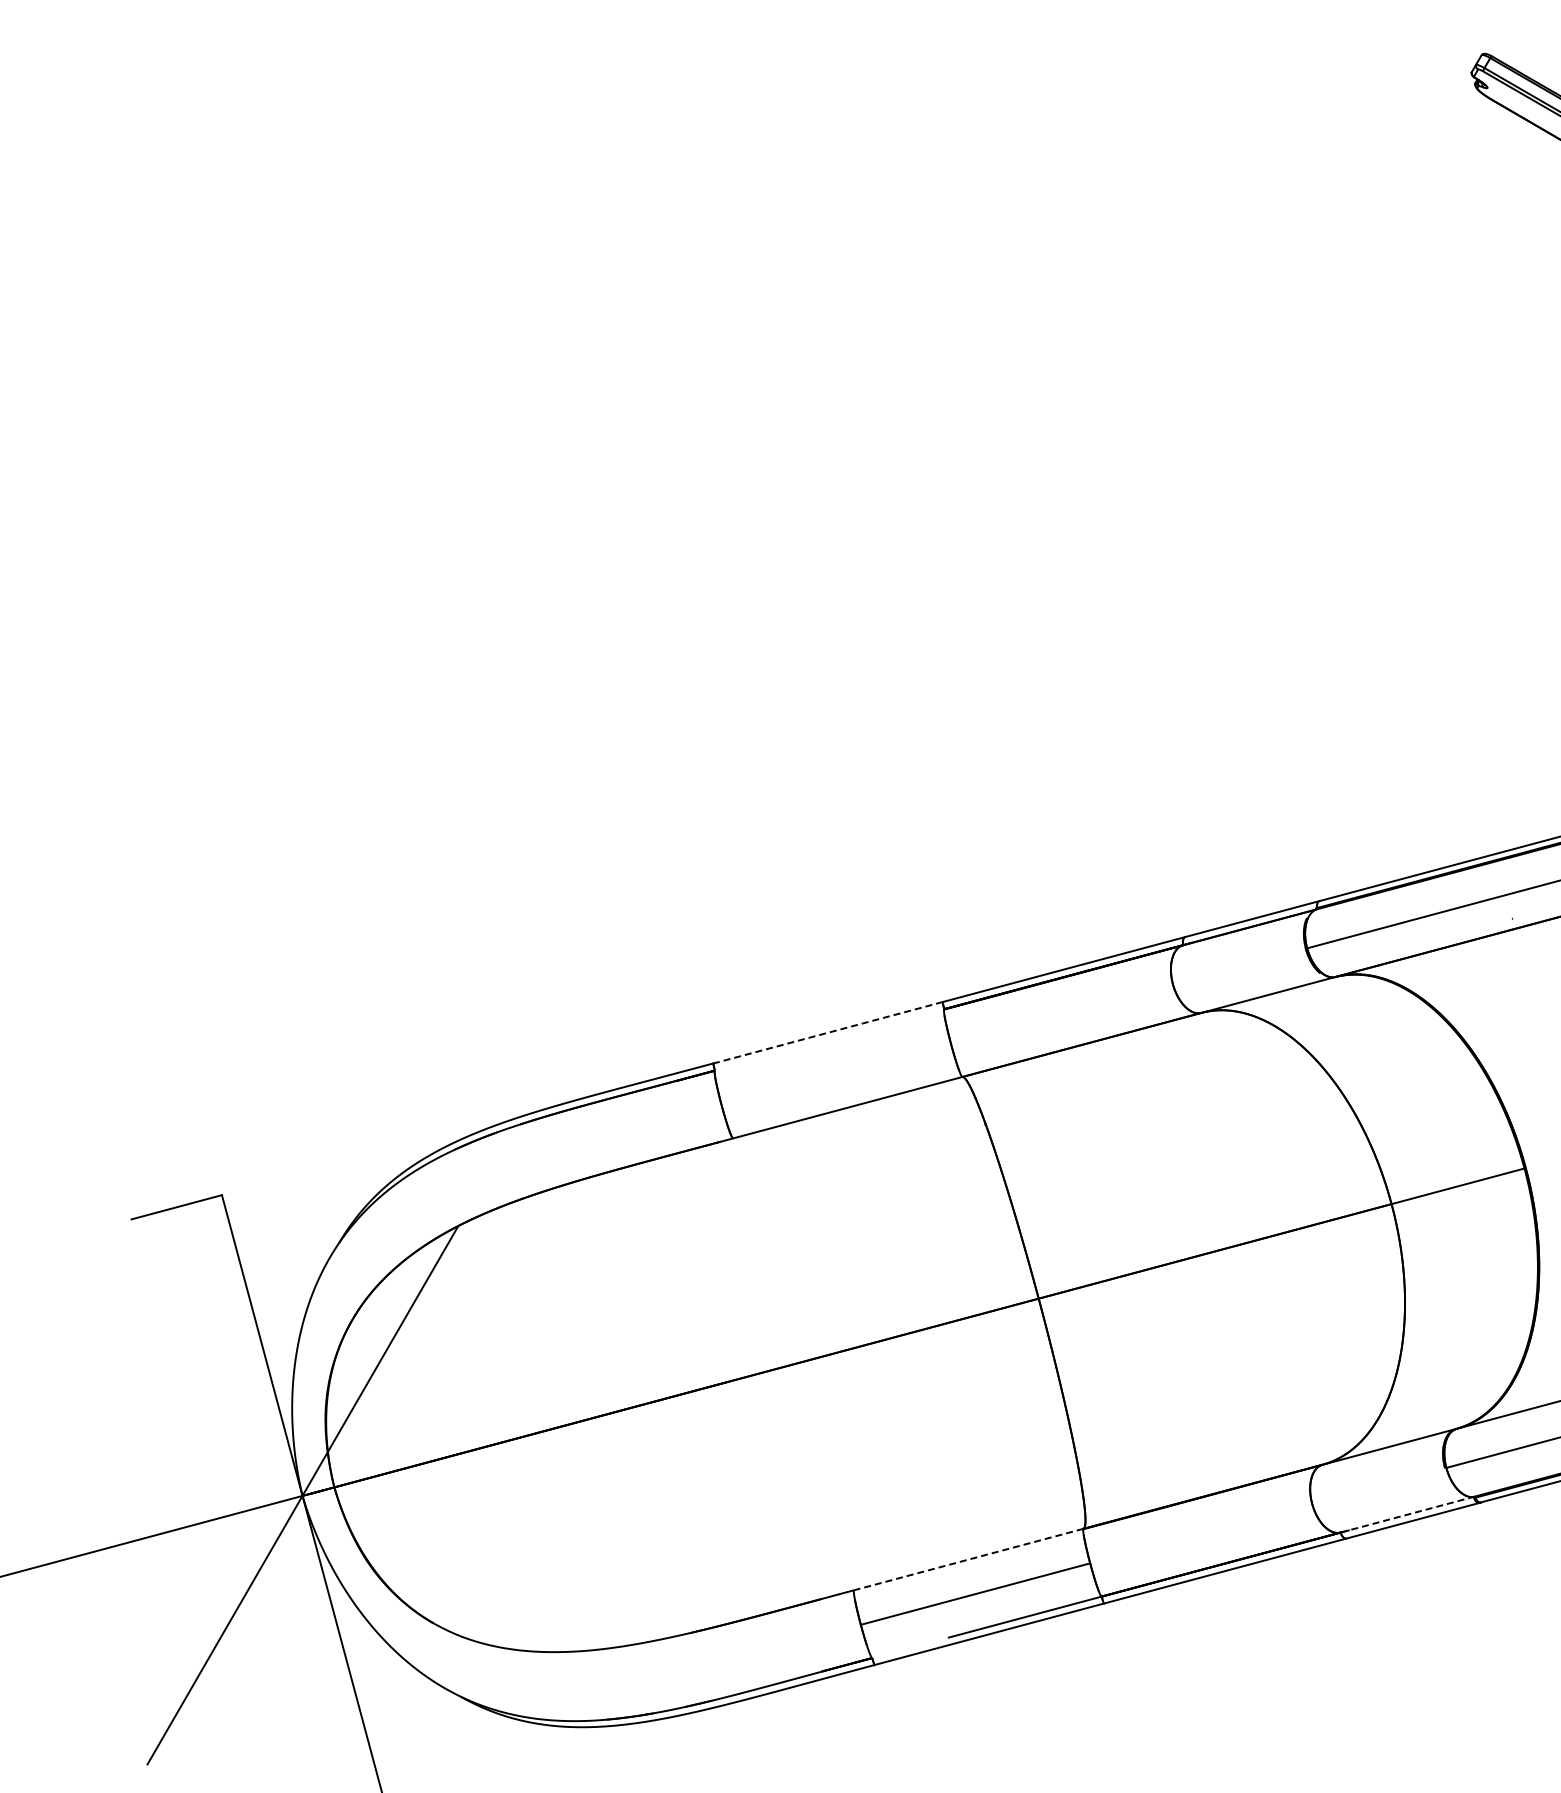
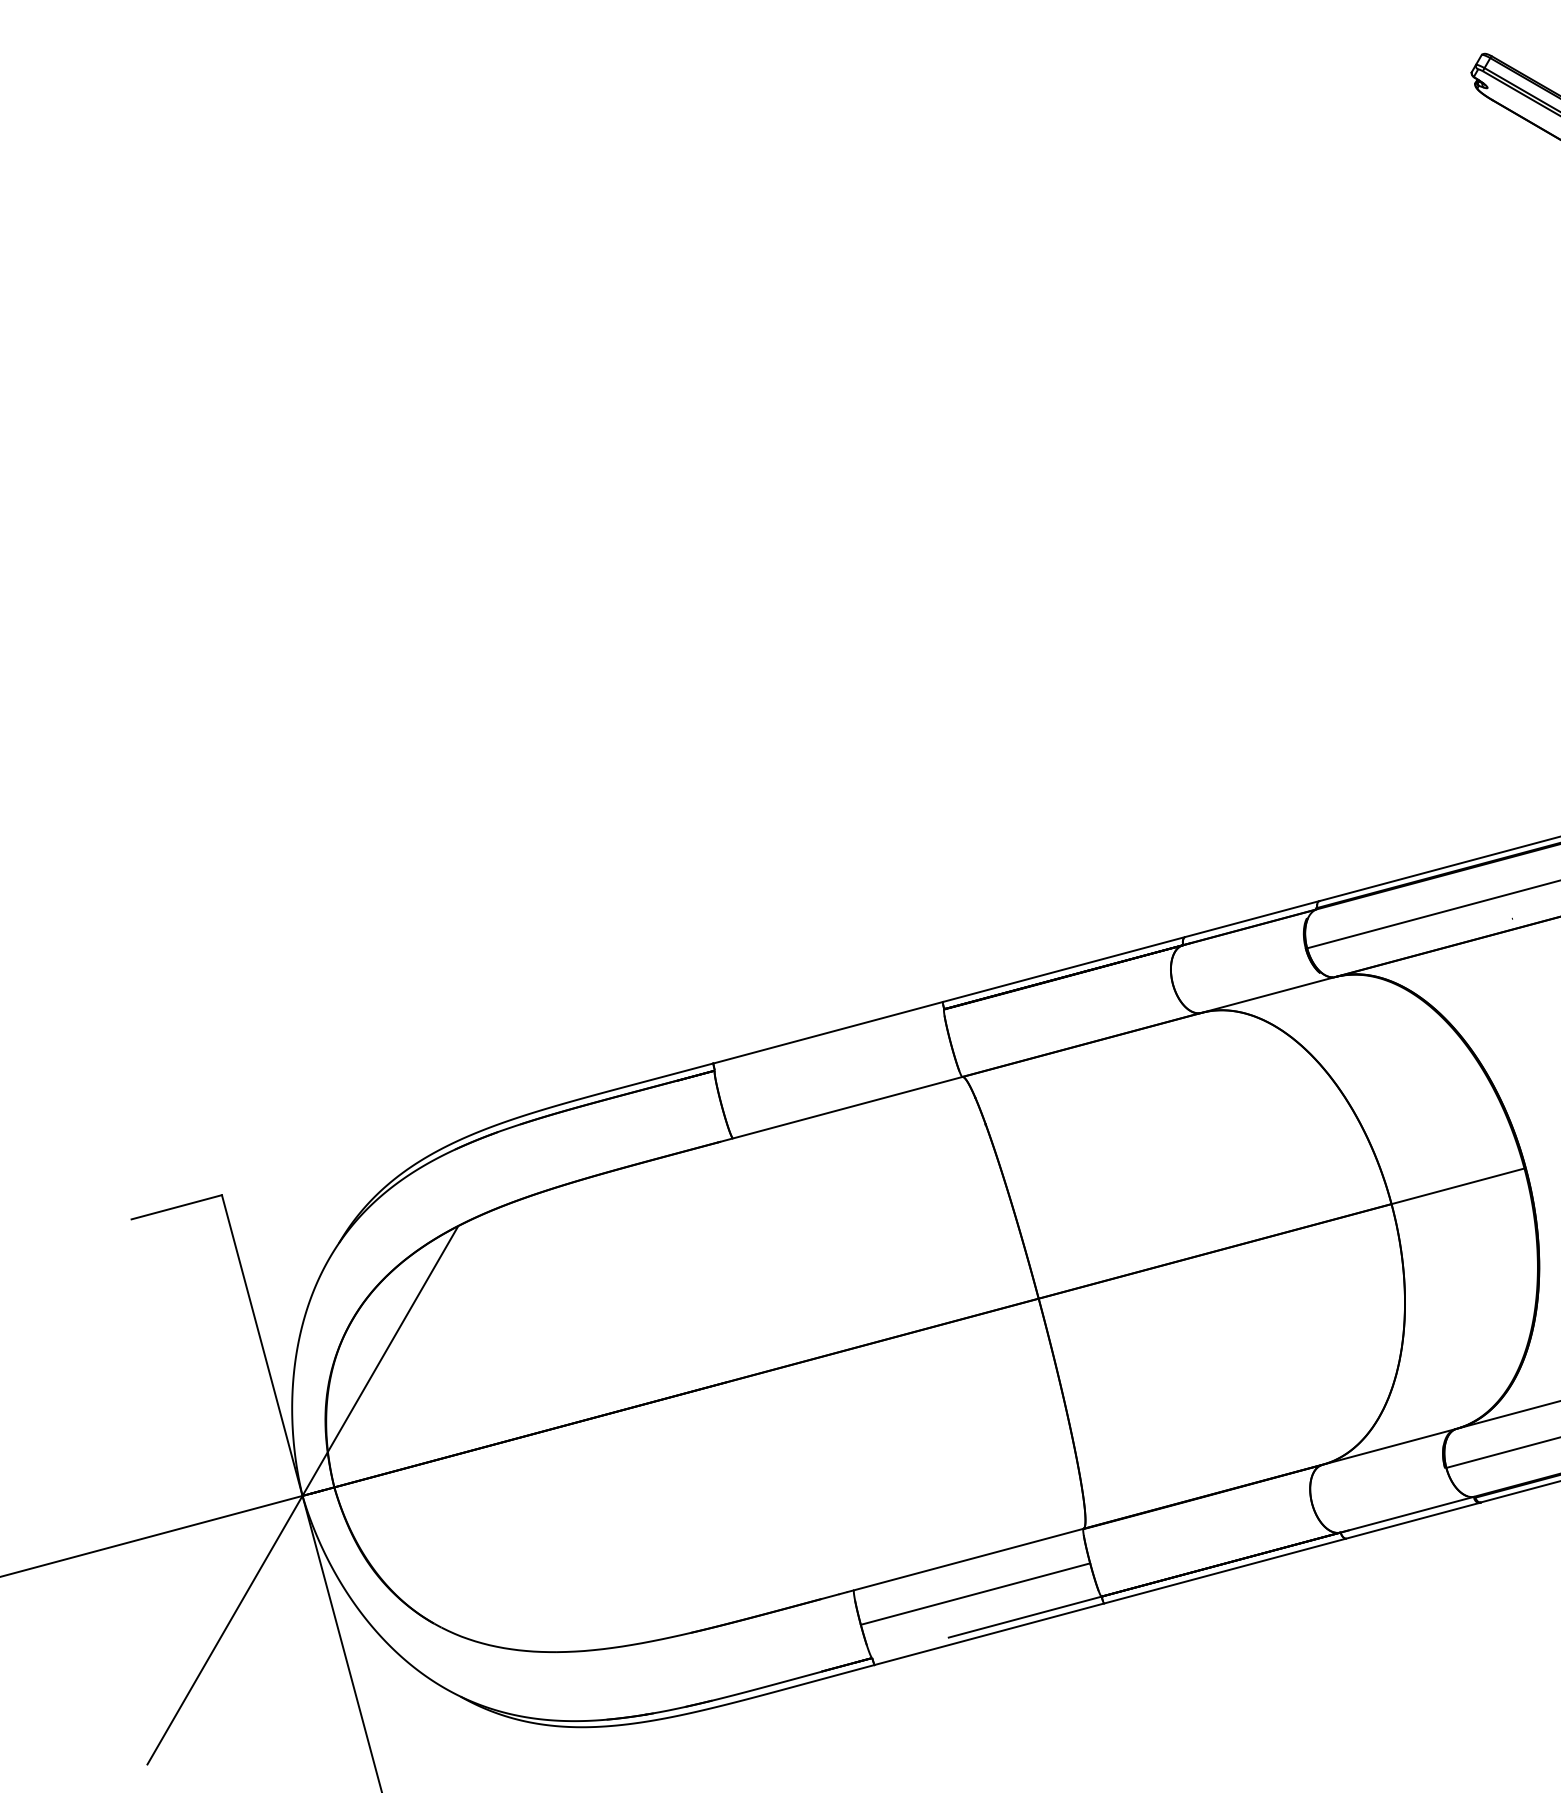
line: dashed -> solid (828, 1032)
line: dashed -> solid (1407, 1514)
line: dashed -> solid (968, 1559)
